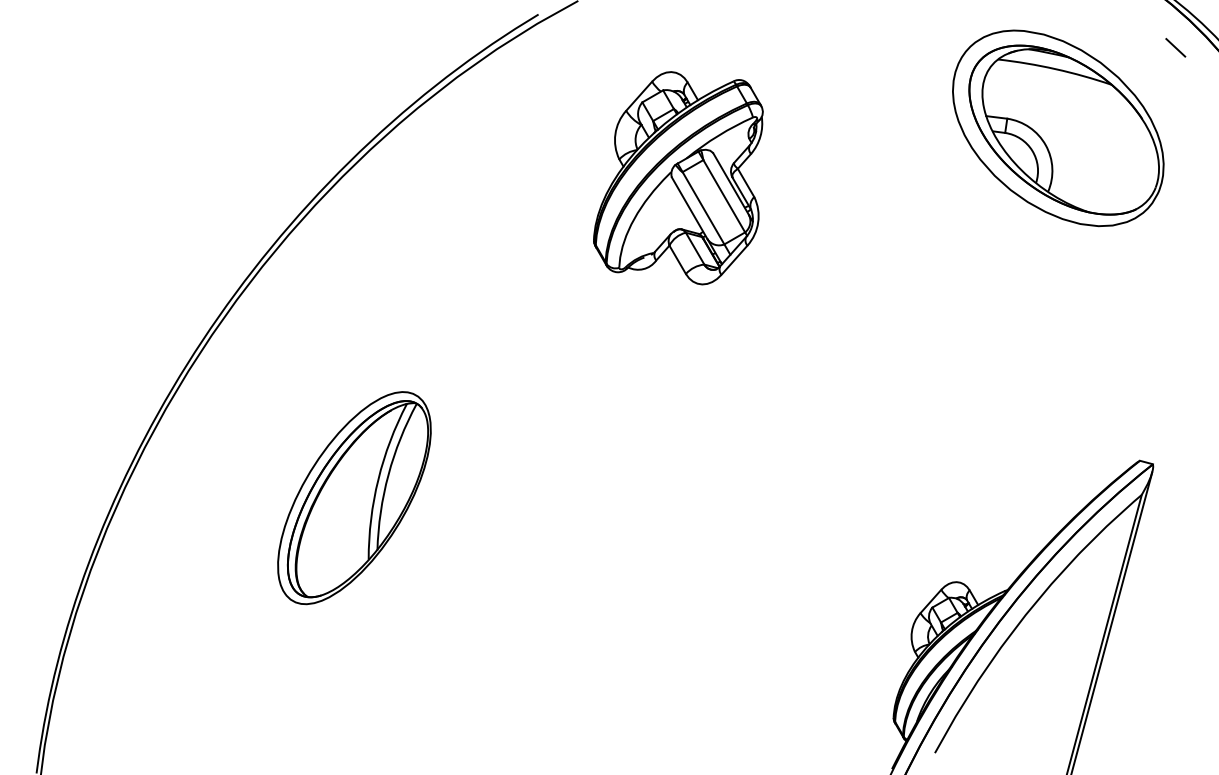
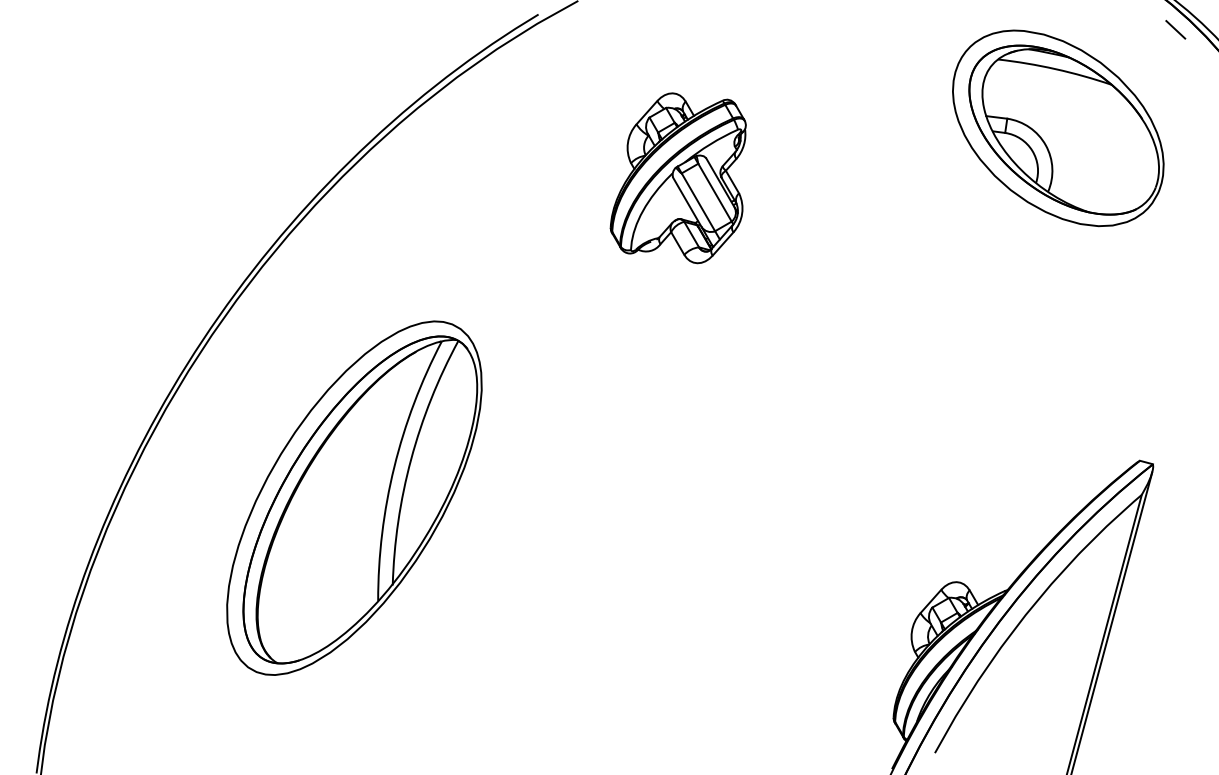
line position: (1175, 47) -> (1175, 29) (1175, 29)
part size: 171x215 px -> 138x173 px (677, 178)
part size: 155x215 px -> 257x356 px (354, 497)
